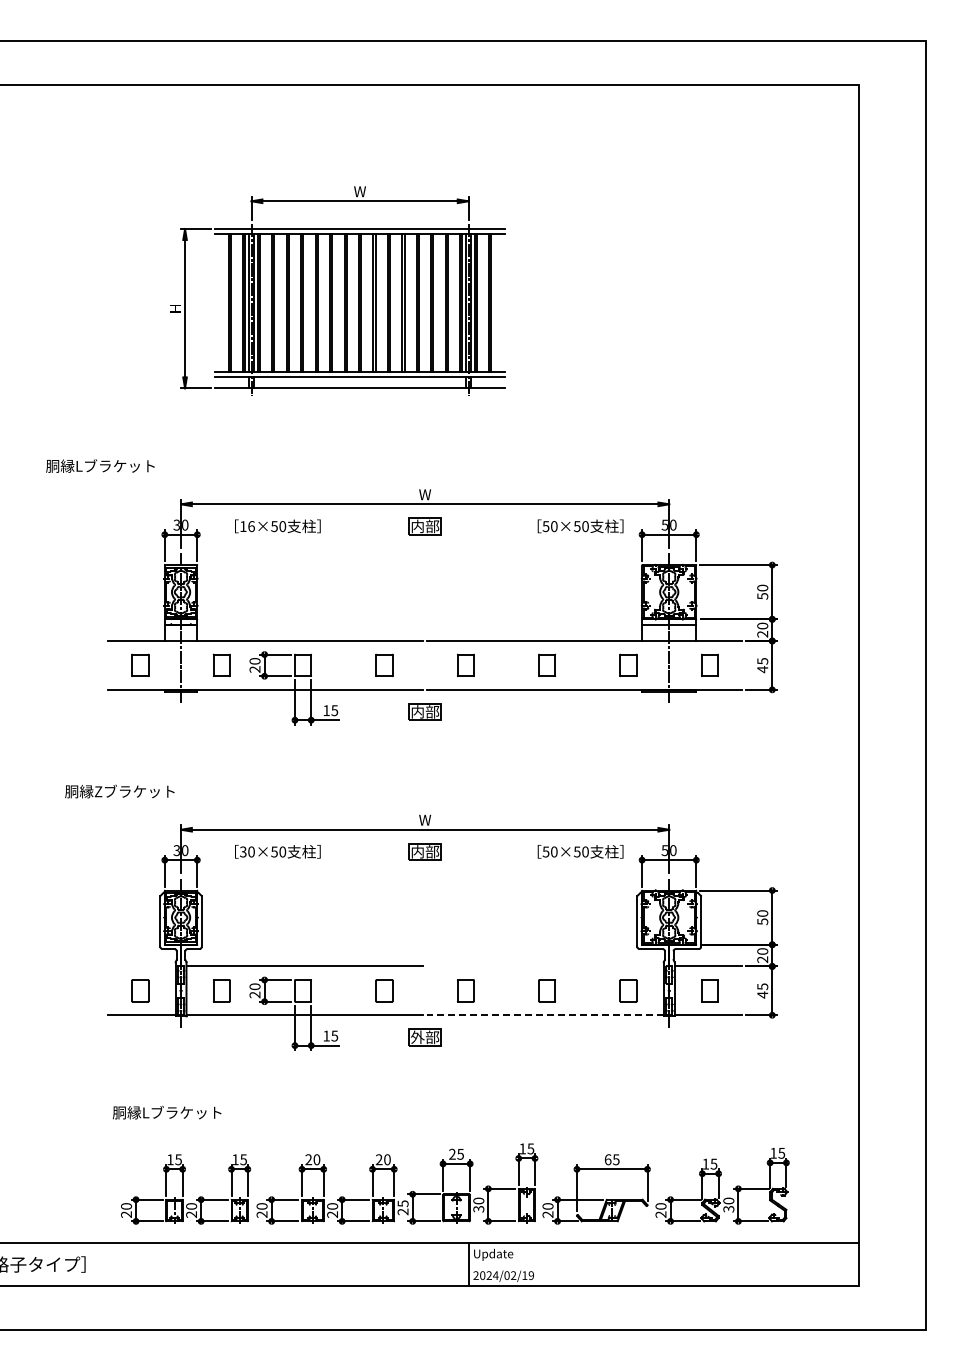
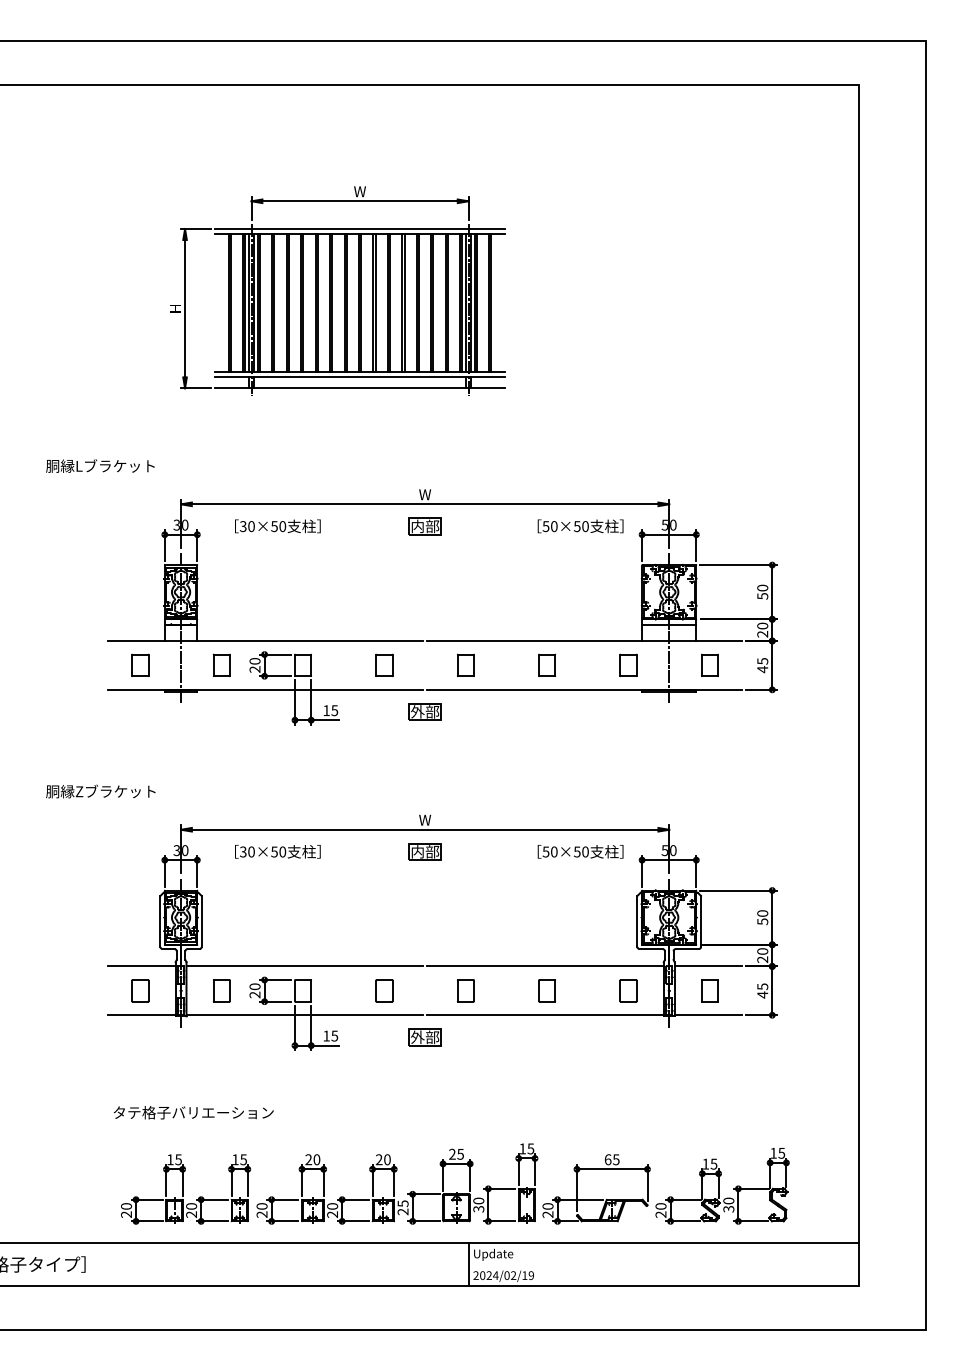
text: 16×50 -> 30×50 (246, 526)
text: 内部 -> 外部 (417, 711)
text position: (119, 791) -> (100, 791) (100, 791)
line: none -> present (141, 966)
line: none -> present (545, 966)
line: dashed -> solid (545, 1015)
text: 胴縁Lブラケット -> タテ格子バリエーション (192, 1112)
